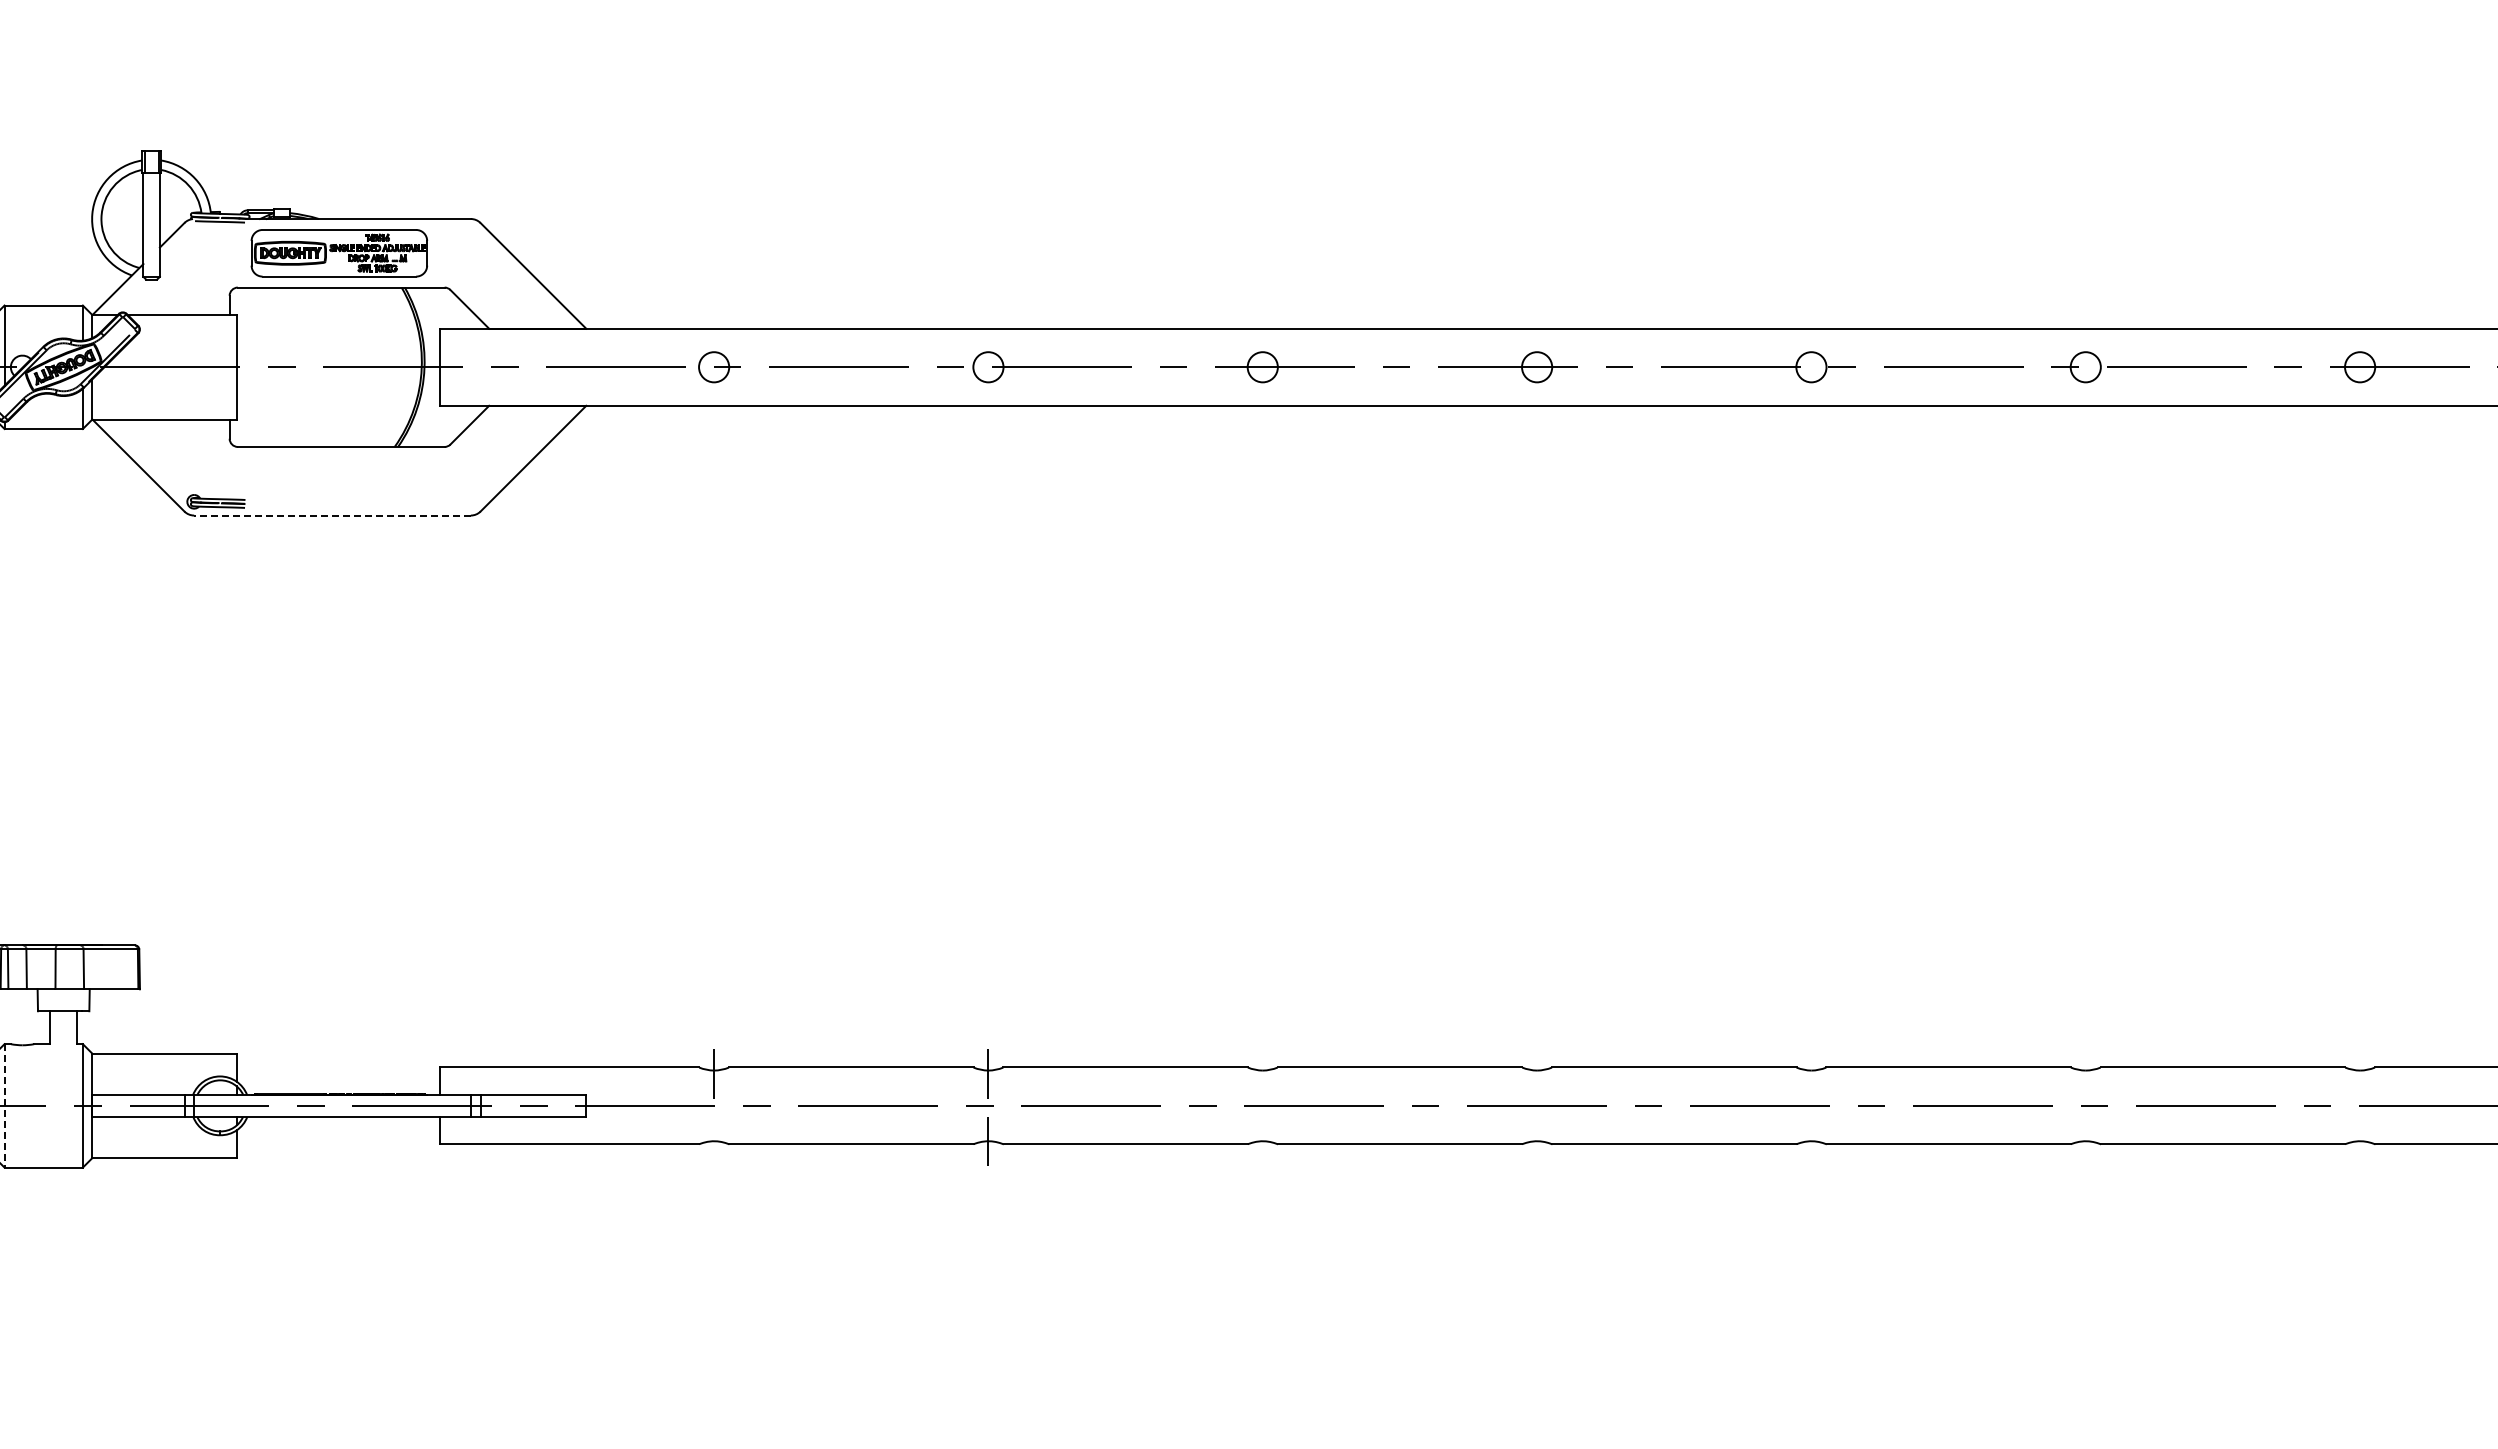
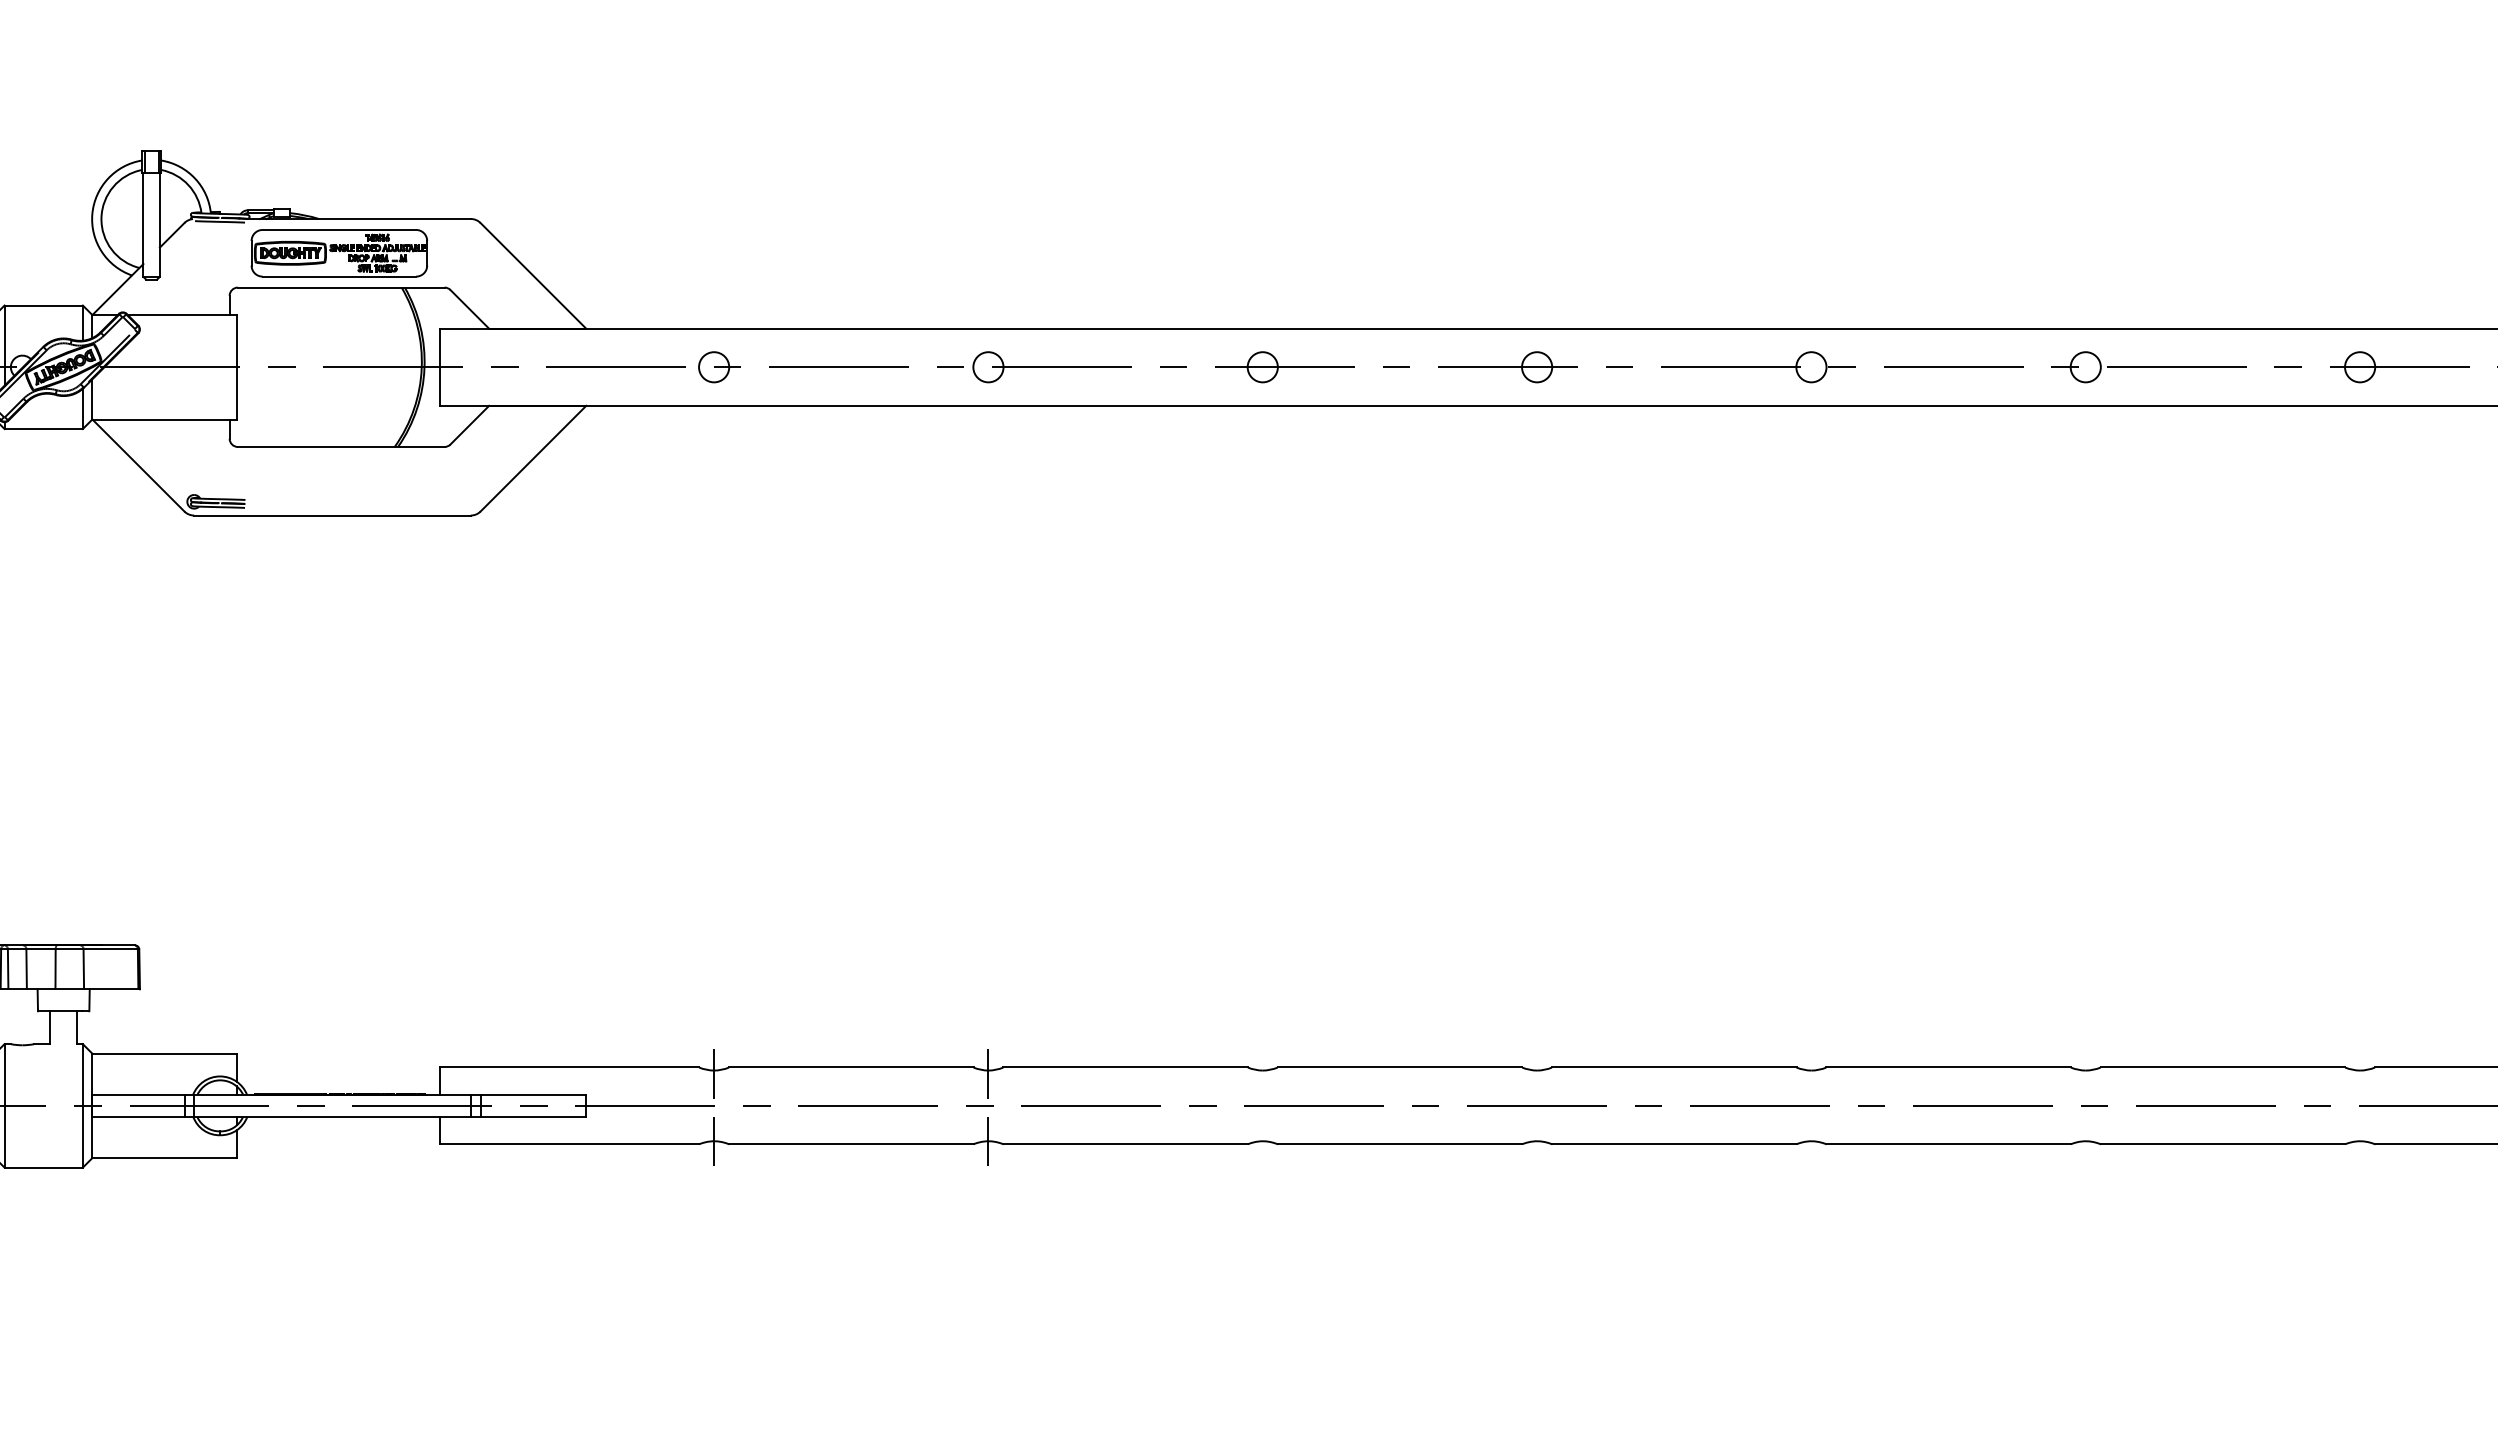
line: dashed -> solid (332, 515)
line: dashed -> solid (4, 1105)
line: none -> present (714, 1141)
